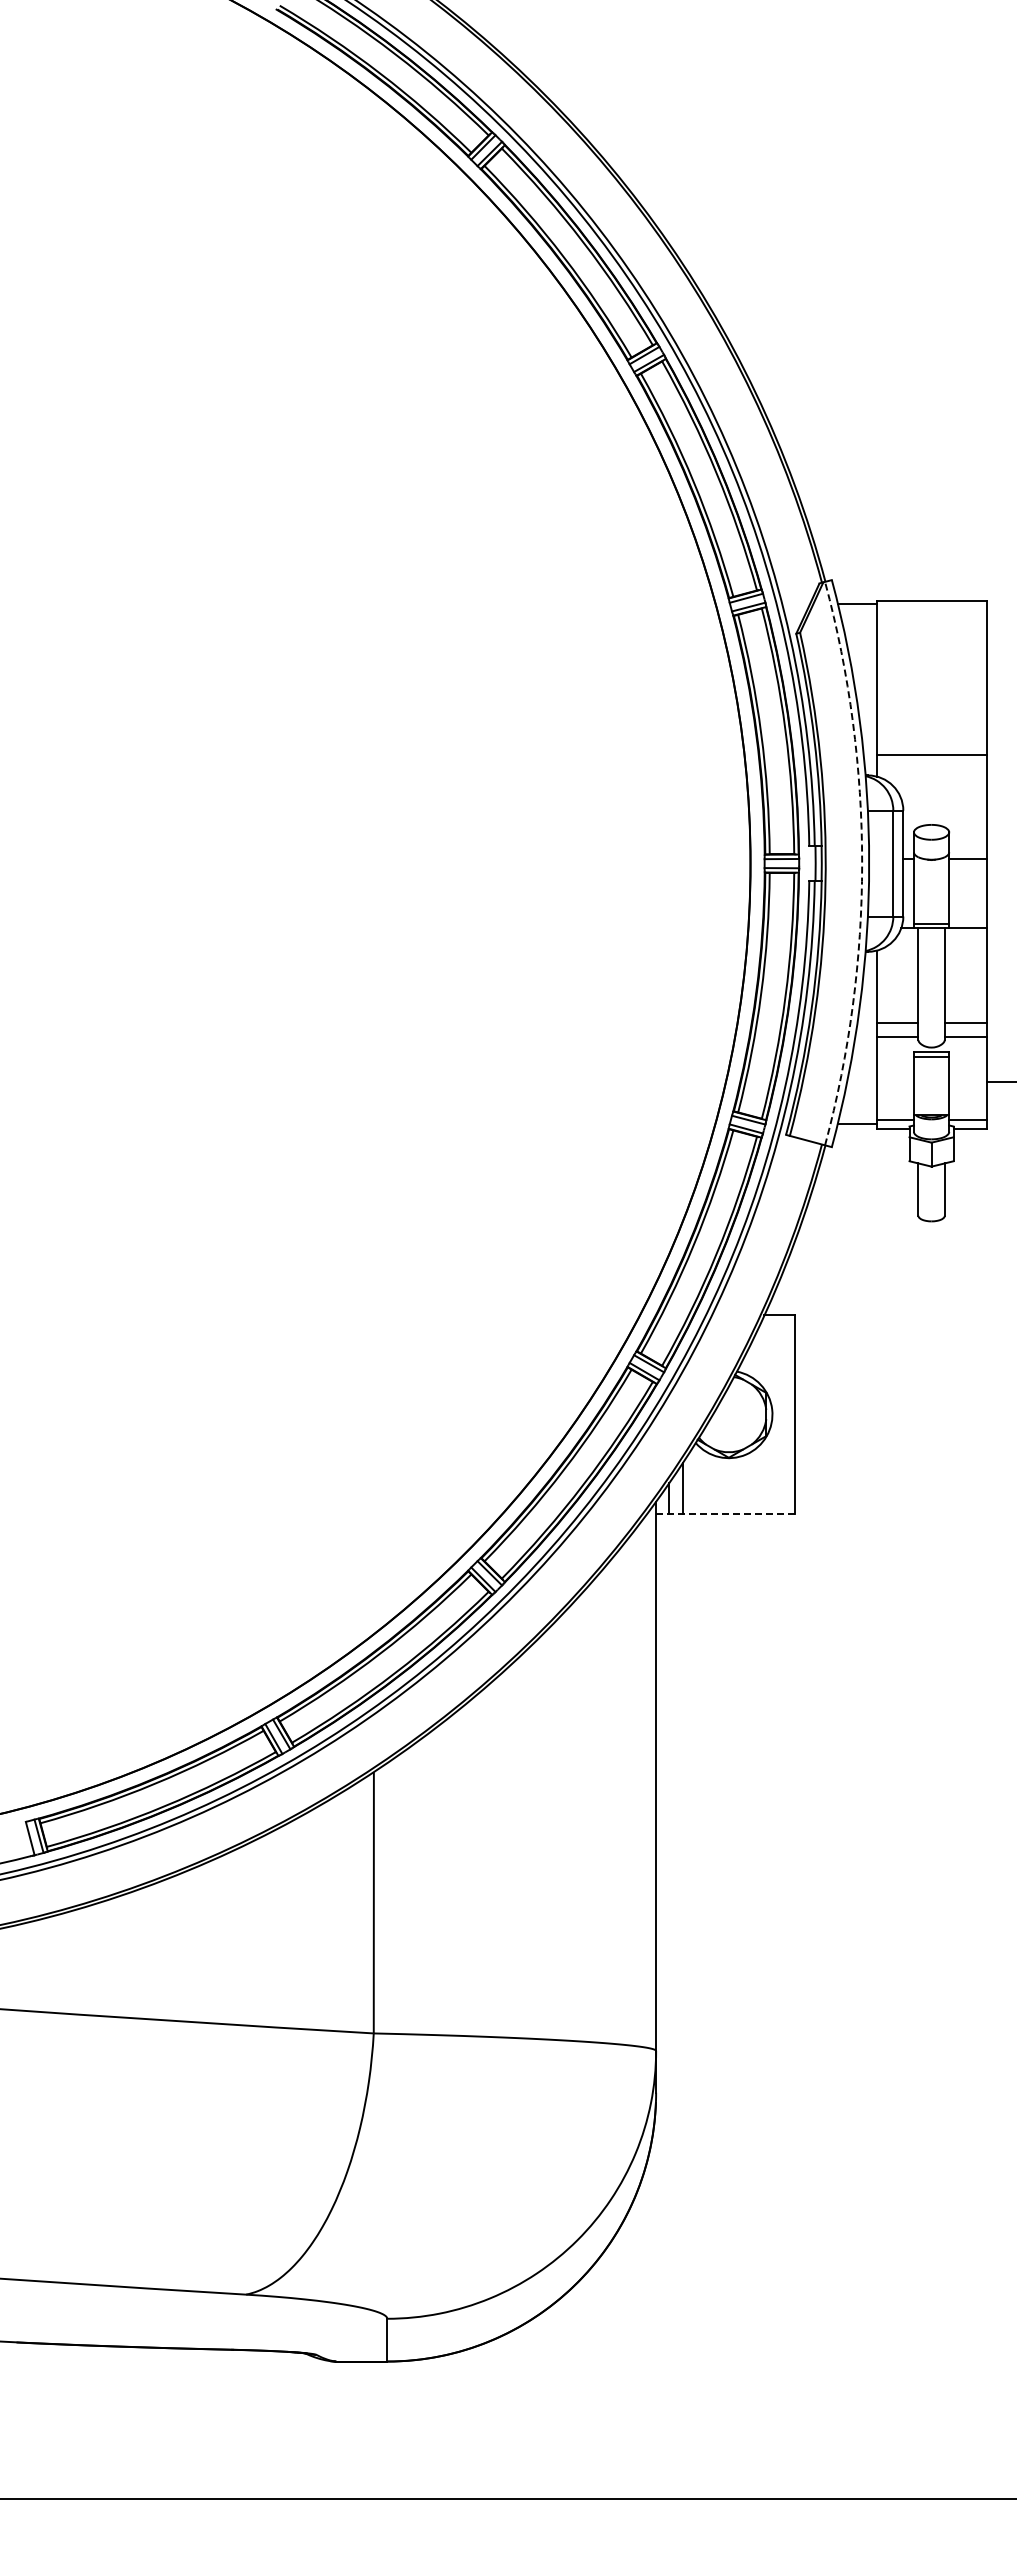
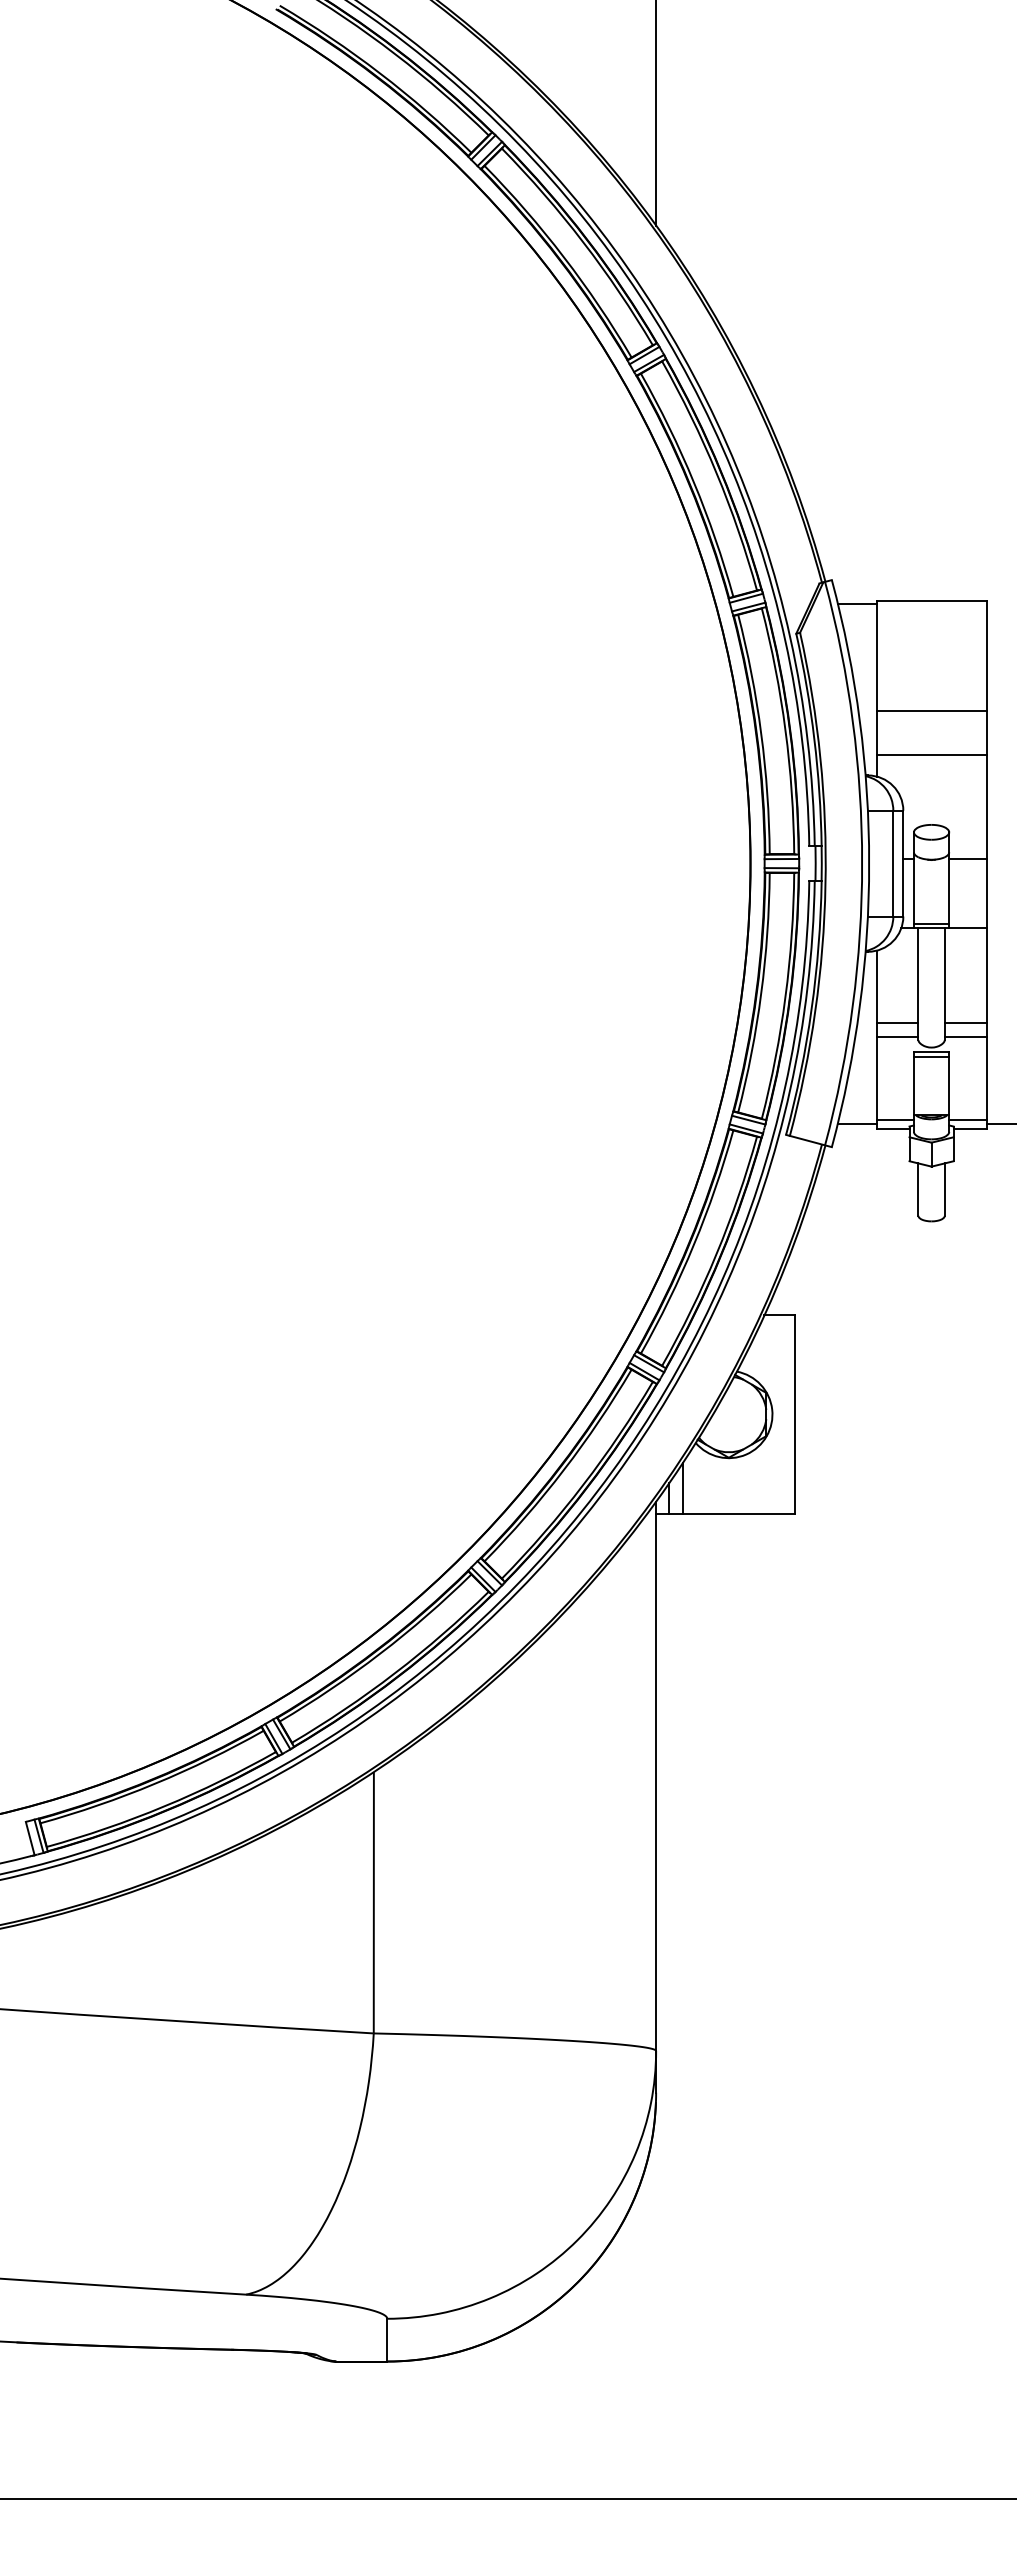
line: none -> present (656, 113)
line: none -> present (931, 710)
arc: dashed -> solid (862, 863)
line position: (999, 1081) -> (999, 1123) (999, 1123)
line: dashed -> solid (726, 1513)
